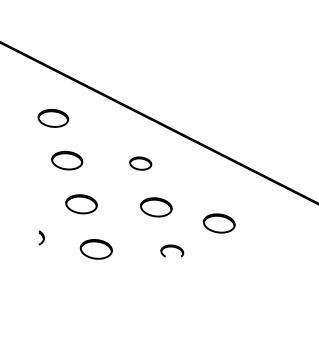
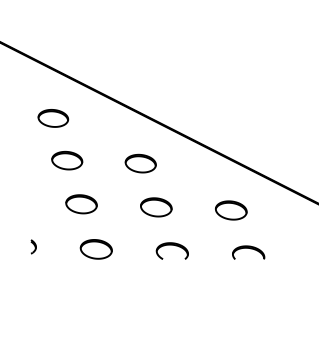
part size: 24x15 px -> 33x21 px (140, 163)
part position: (219, 223) -> (231, 210) (231, 210)
part position: (41, 237) -> (33, 246) (33, 246)
part size: 25x14 px -> 34x18 px (171, 250)
part: none -> present (248, 252)
